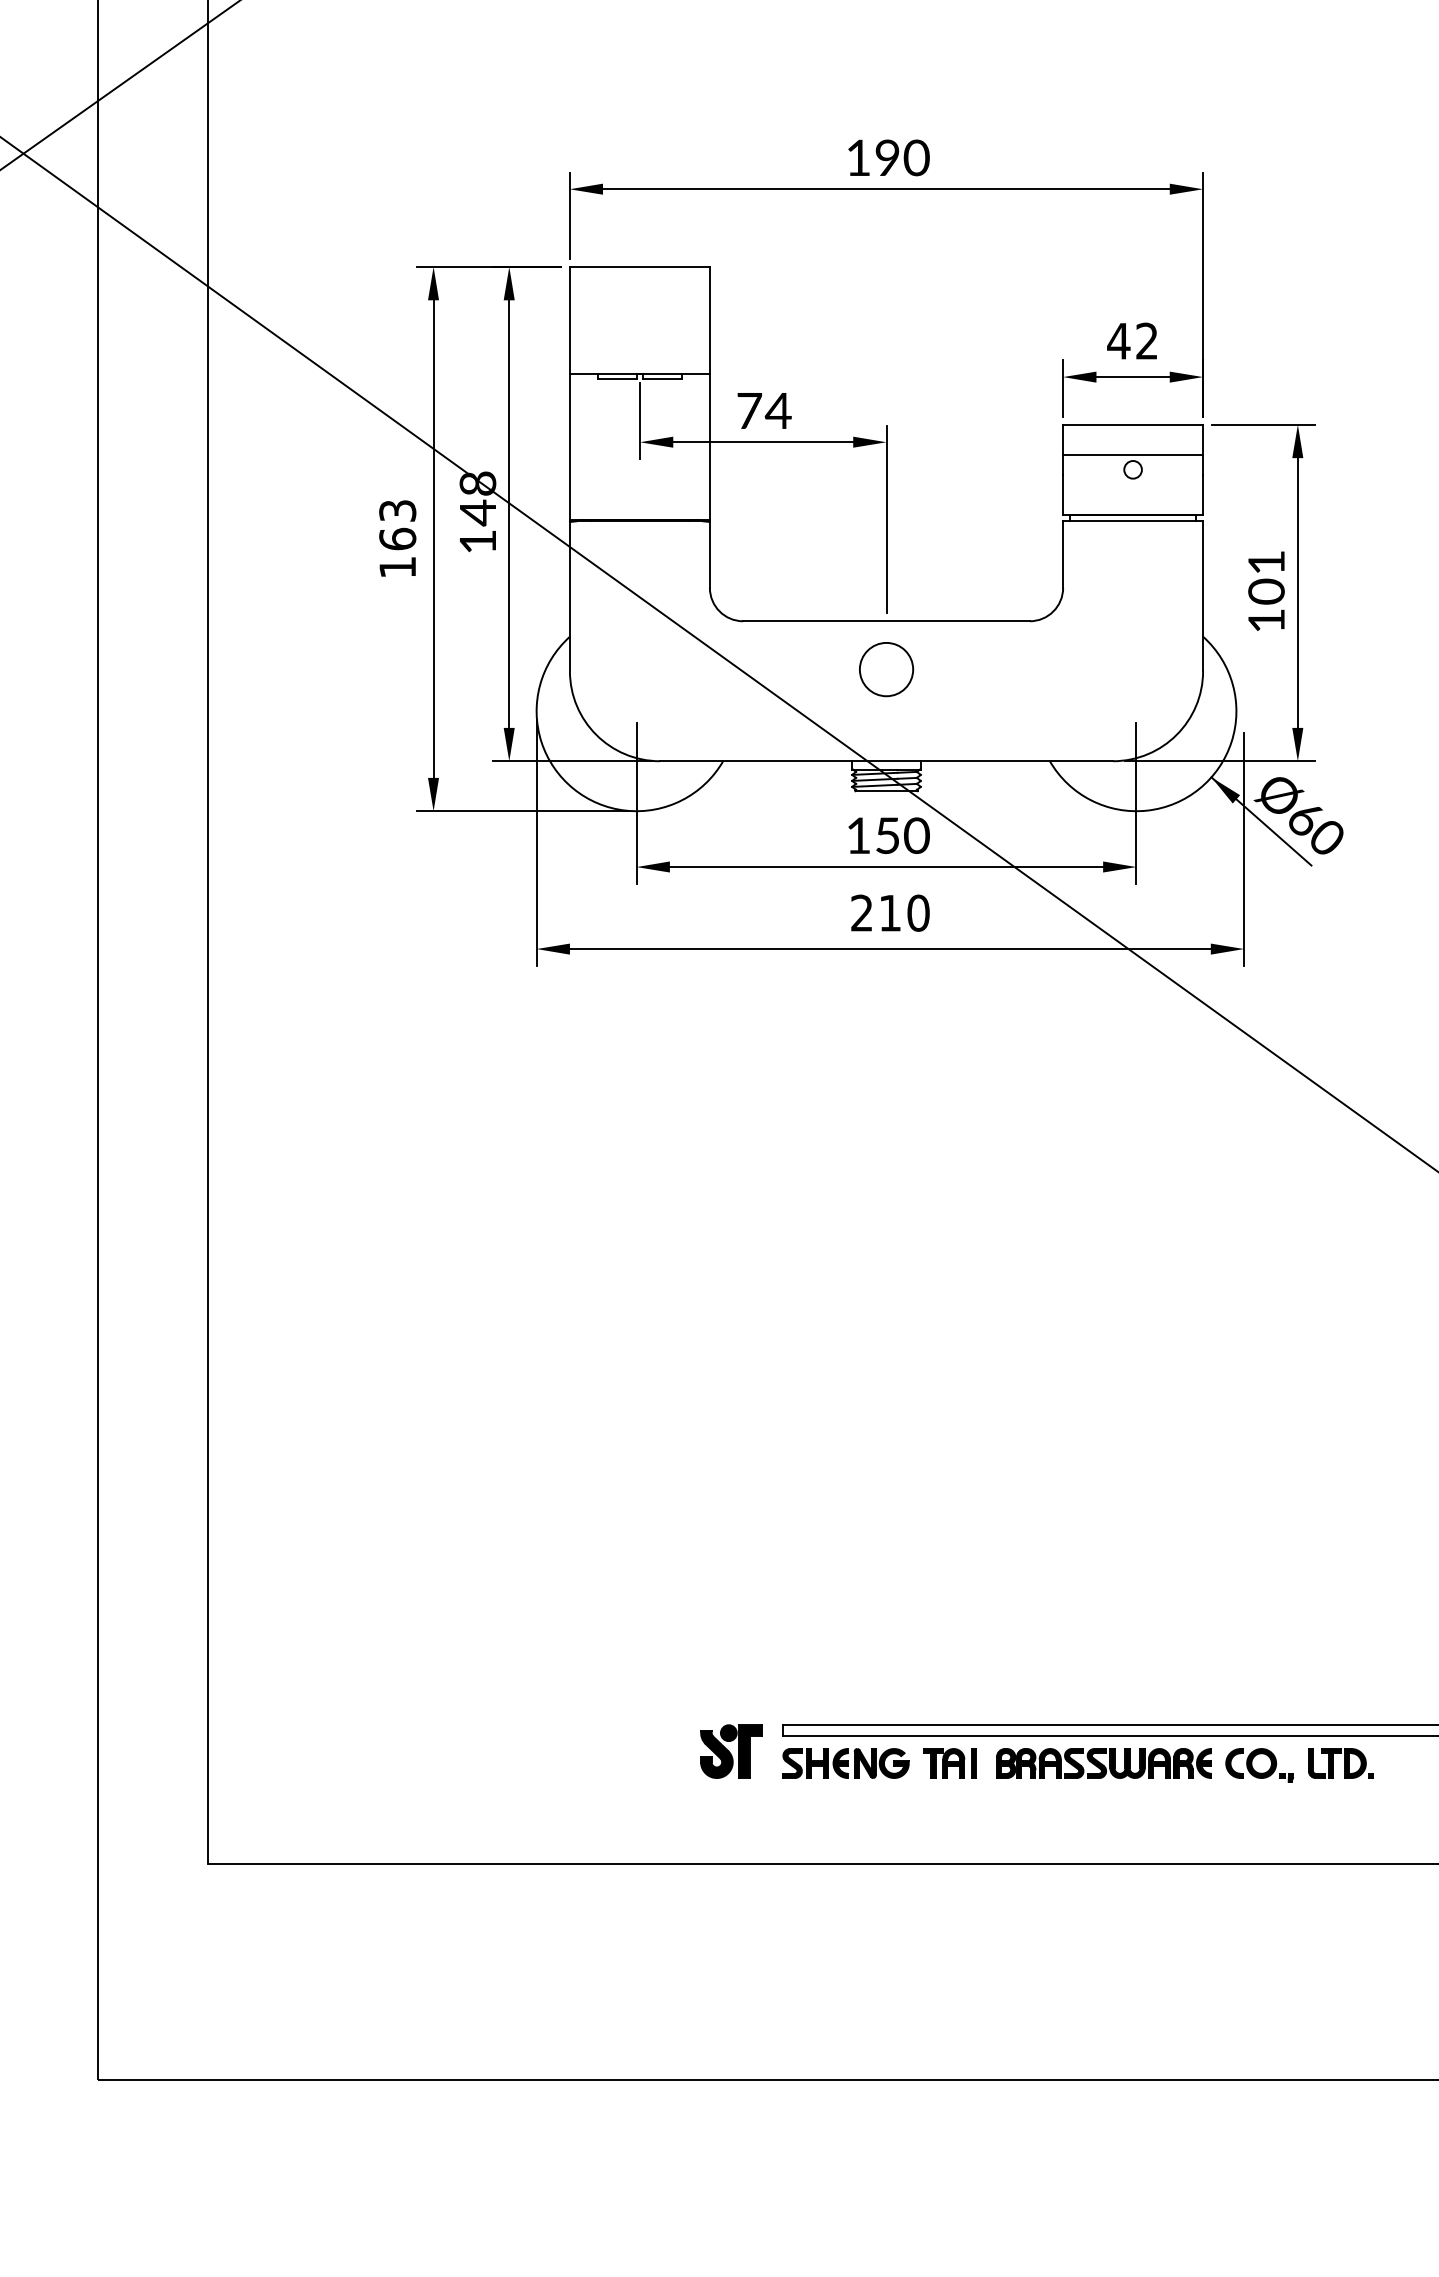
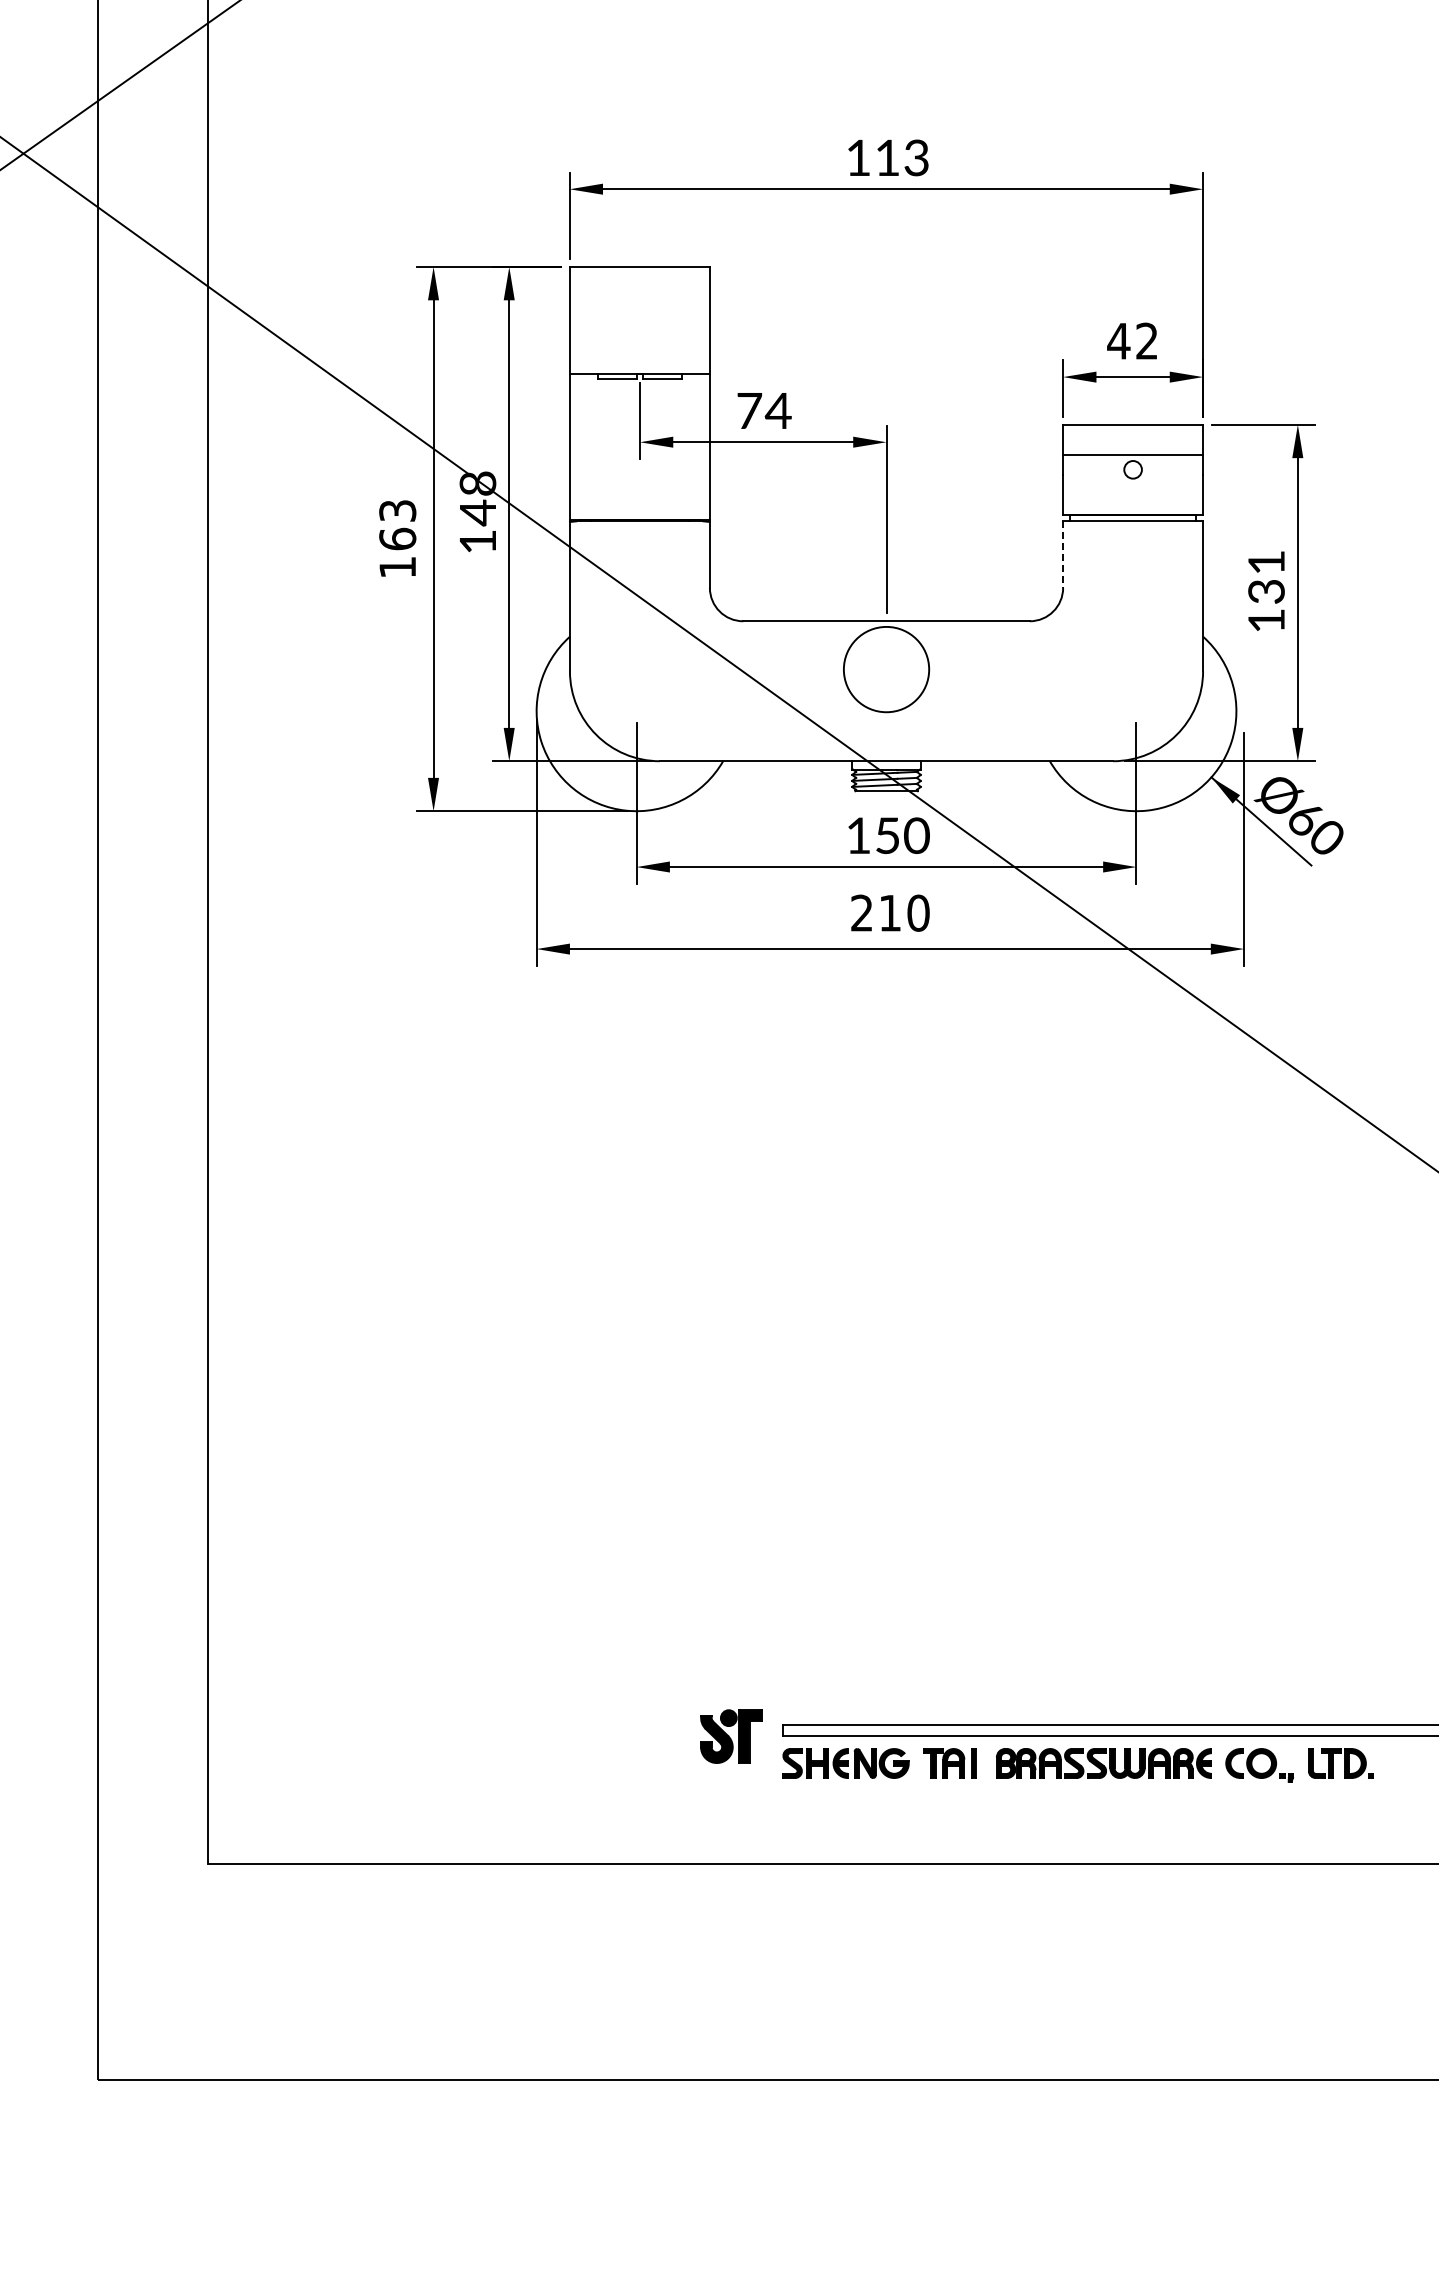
text: 190 -> 113 (902, 157)
line: solid -> dashed (1063, 555)
text: 101 -> 131 (1266, 591)
circle diameter: 53 px -> 85 px (886, 669)
part position: (731, 1751) -> (731, 1736) (731, 1736)
